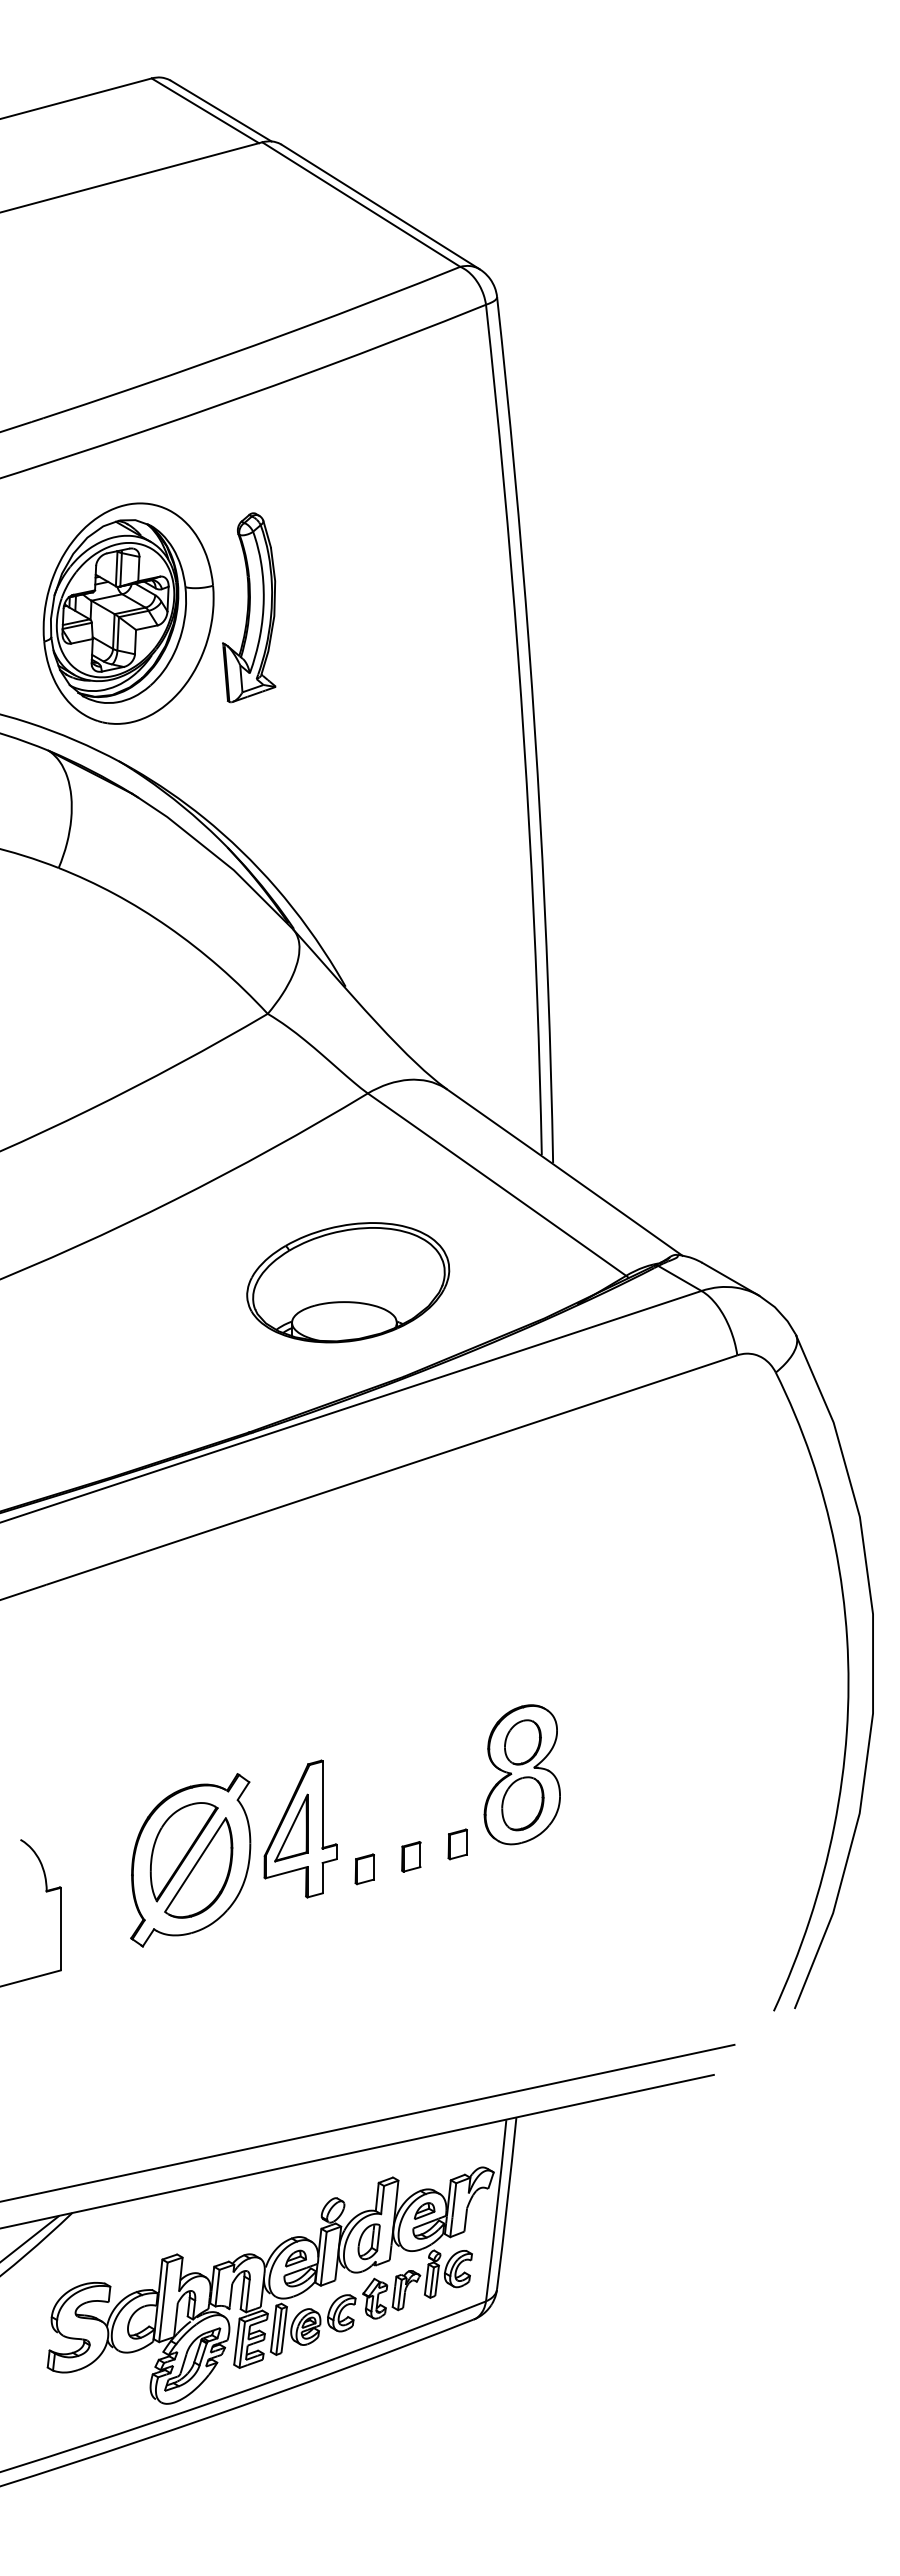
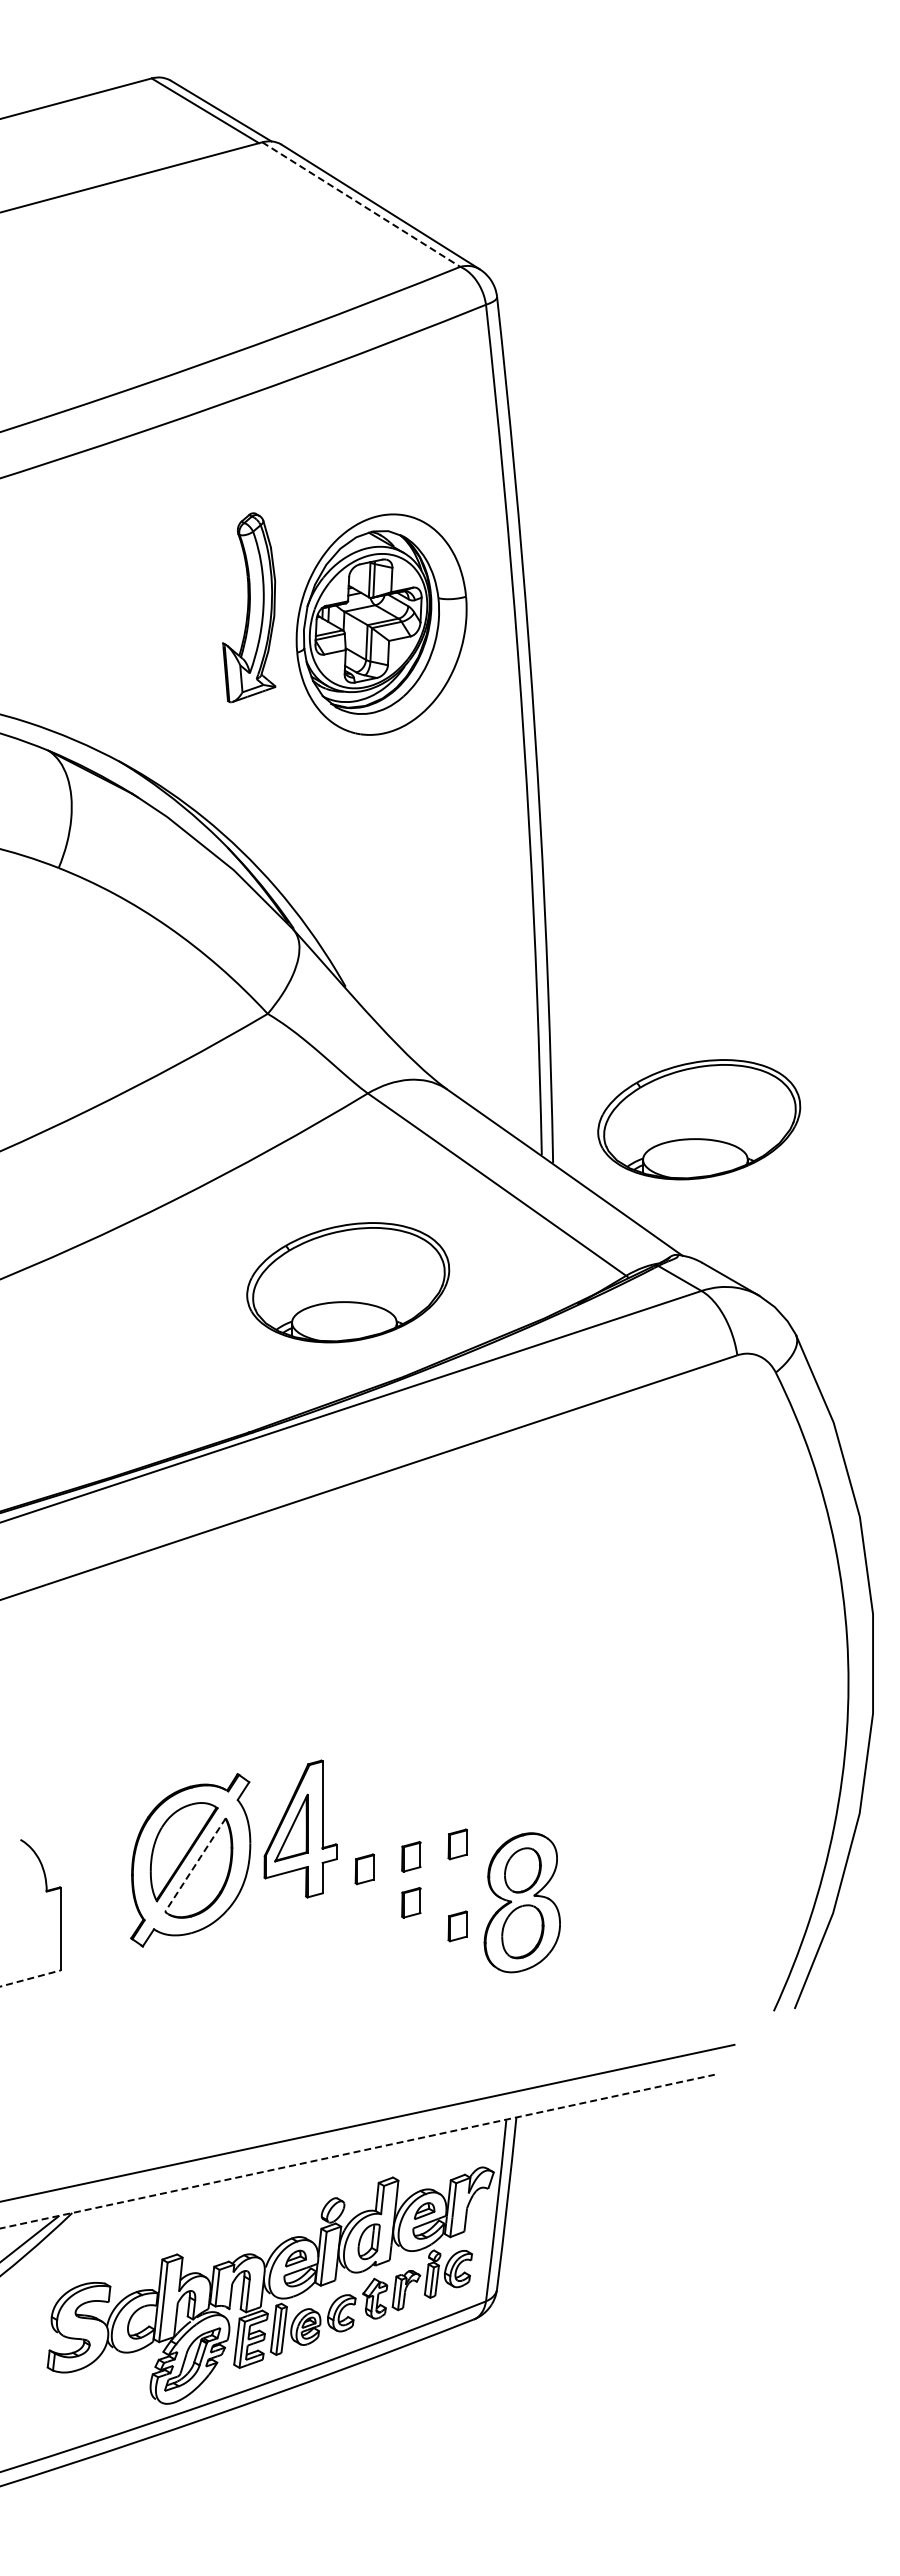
line: solid -> dashed (361, 204)
part position: (128, 613) -> (381, 624) (381, 624)
part: none -> present (699, 1119)
part position: (521, 1774) -> (521, 1902) (521, 1902)
line: solid -> dashed (195, 1865)
part: none -> present (411, 1902)
part: none -> present (457, 1926)
line: solid -> dashed (30, 1978)
line: solid -> dashed (357, 2151)
